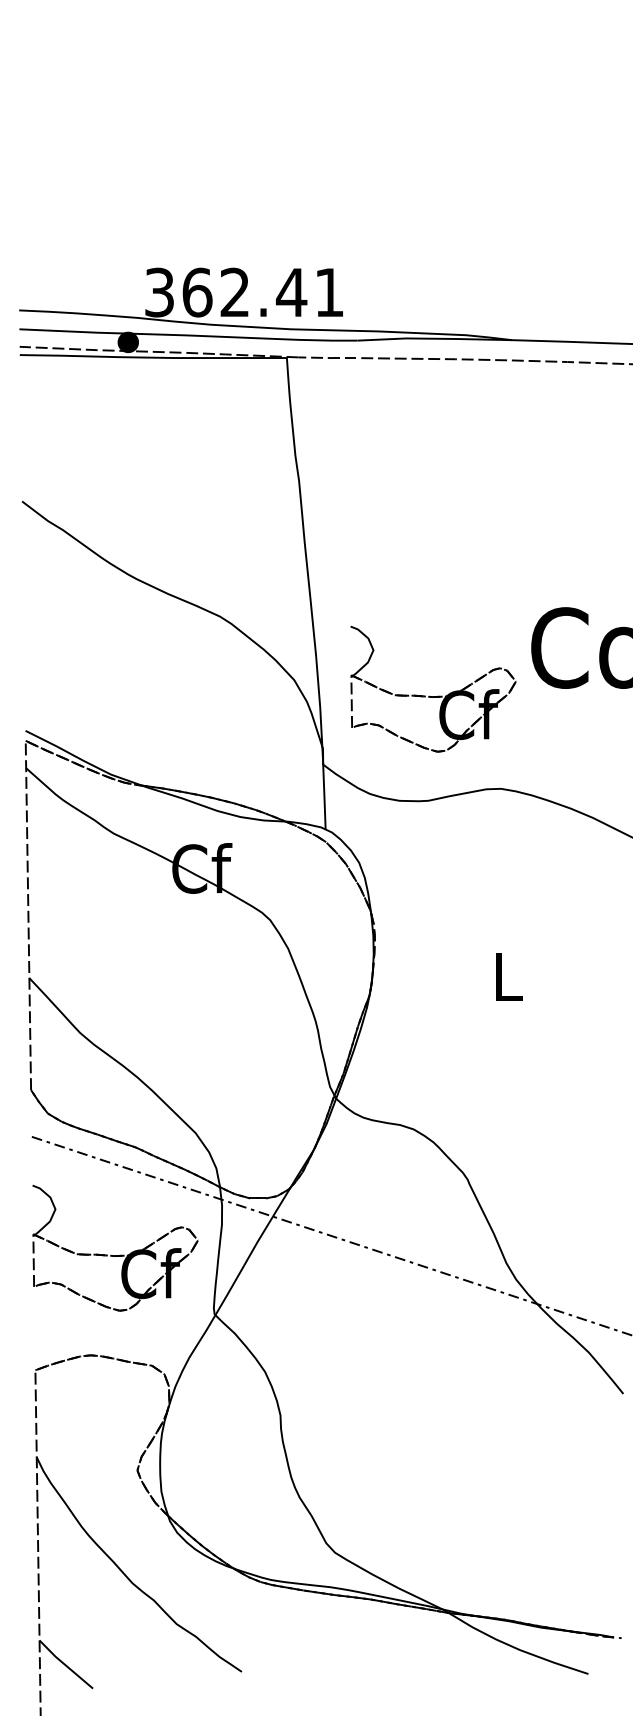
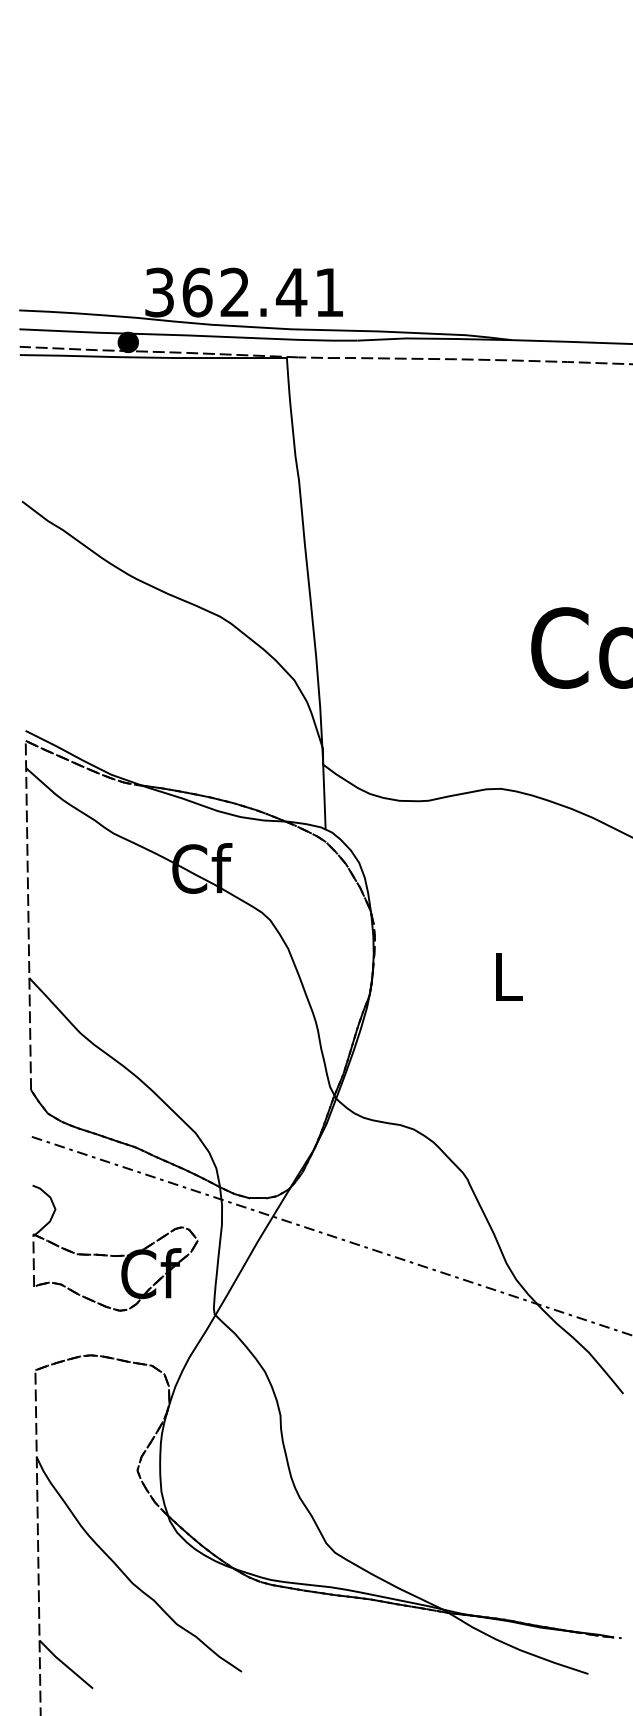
part: present -> none (433, 696)
